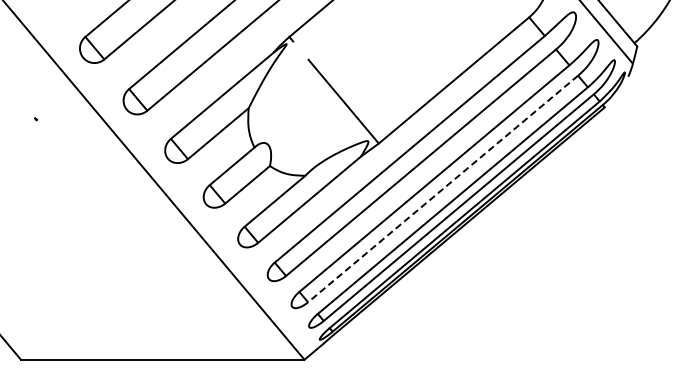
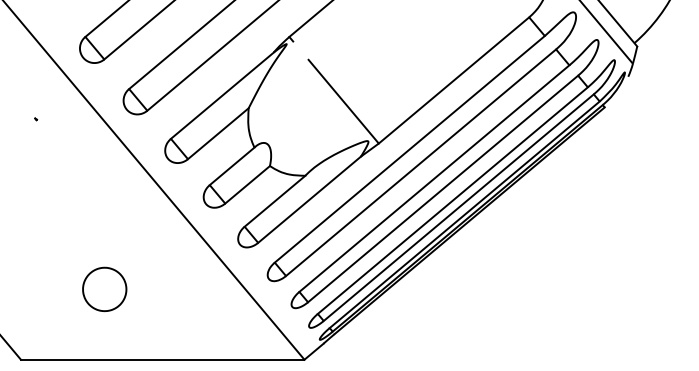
line: dashed -> solid (442, 189)
part: none -> present (104, 288)
